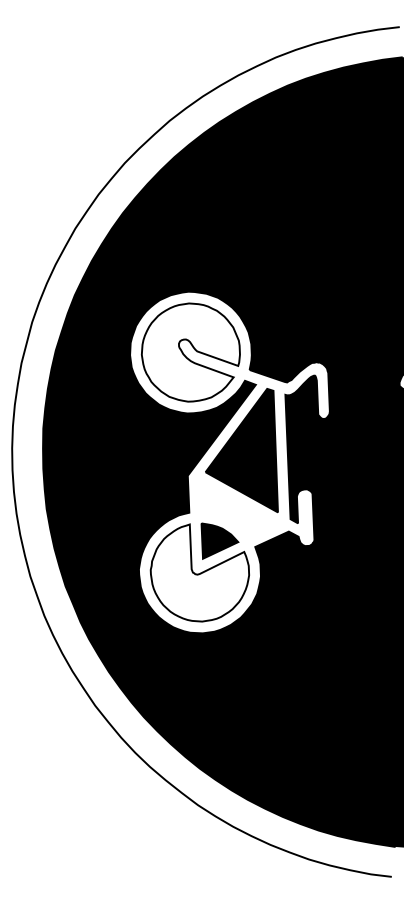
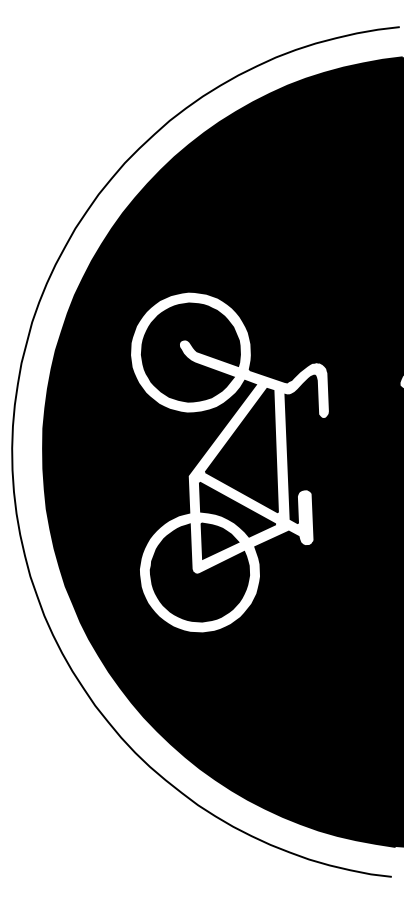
fill: none -> present (190, 352)
part: none -> present (237, 509)
fill: none -> present (199, 572)
